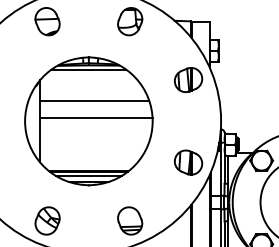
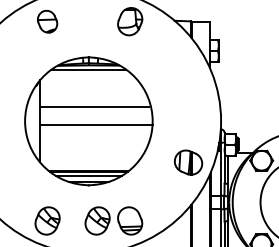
part size: 27x30 px -> 22x24 px (47, 21)
part: present -> none (188, 80)
line position: (94, 101) -> (94, 107) (94, 107)
line position: (96, 118) -> (96, 125) (96, 125)
part: none -> present (97, 220)
